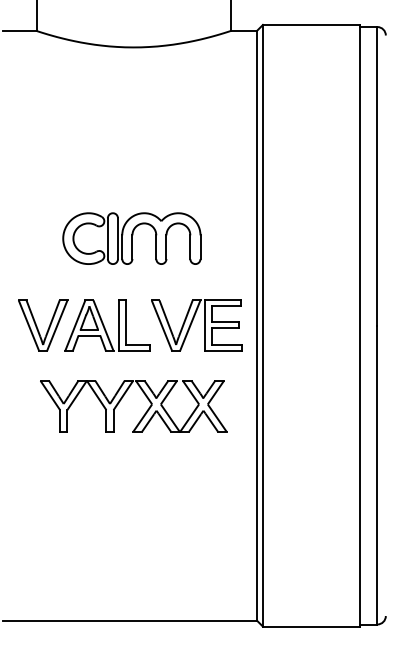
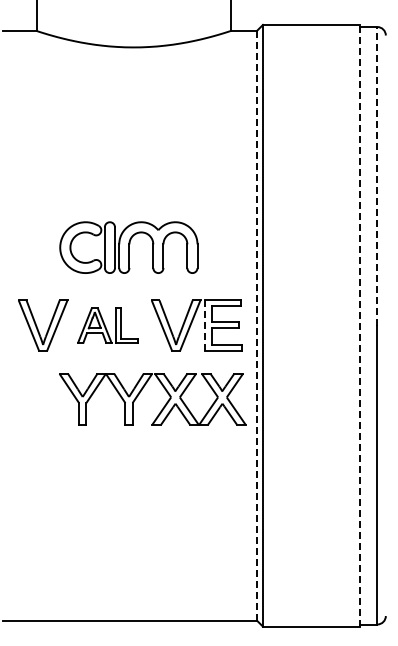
line: solid -> dashed (377, 175)
part position: (131, 238) -> (128, 247) (128, 247)
part size: 87x53 px -> 62x37 px (107, 325)
line: solid -> dashed (205, 325)
line: solid -> dashed (257, 325)
line: solid -> dashed (360, 325)
part position: (144, 413) -> (163, 406) (163, 406)
